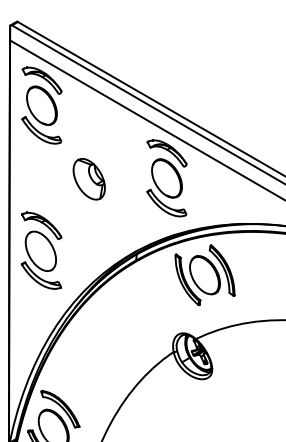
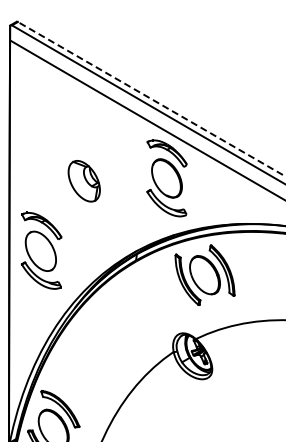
line: solid -> dashed (151, 99)
part: present -> none (41, 105)
part position: (88, 179) -> (83, 181) (83, 181)
